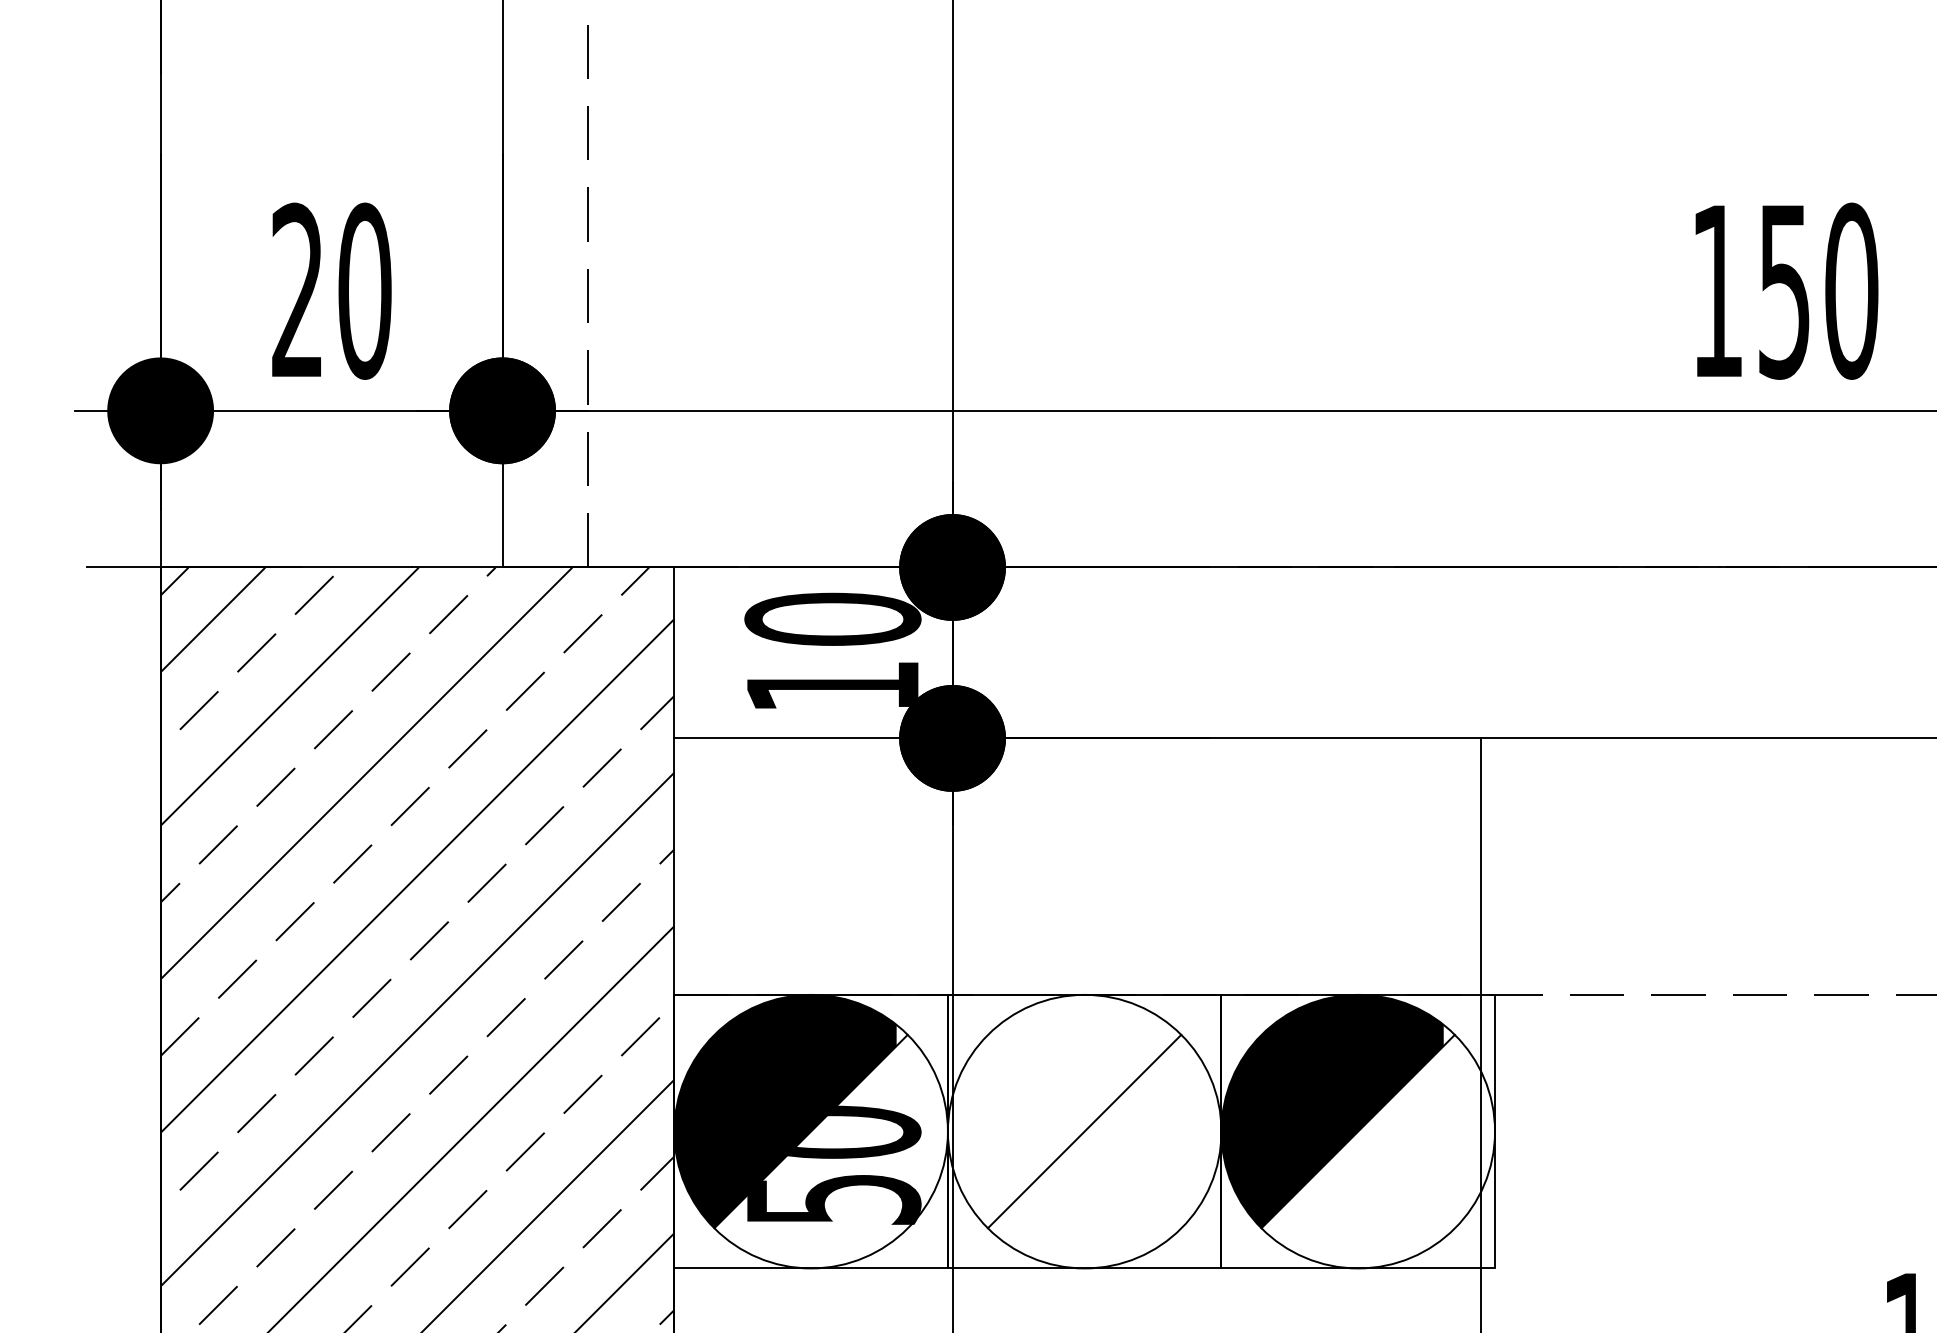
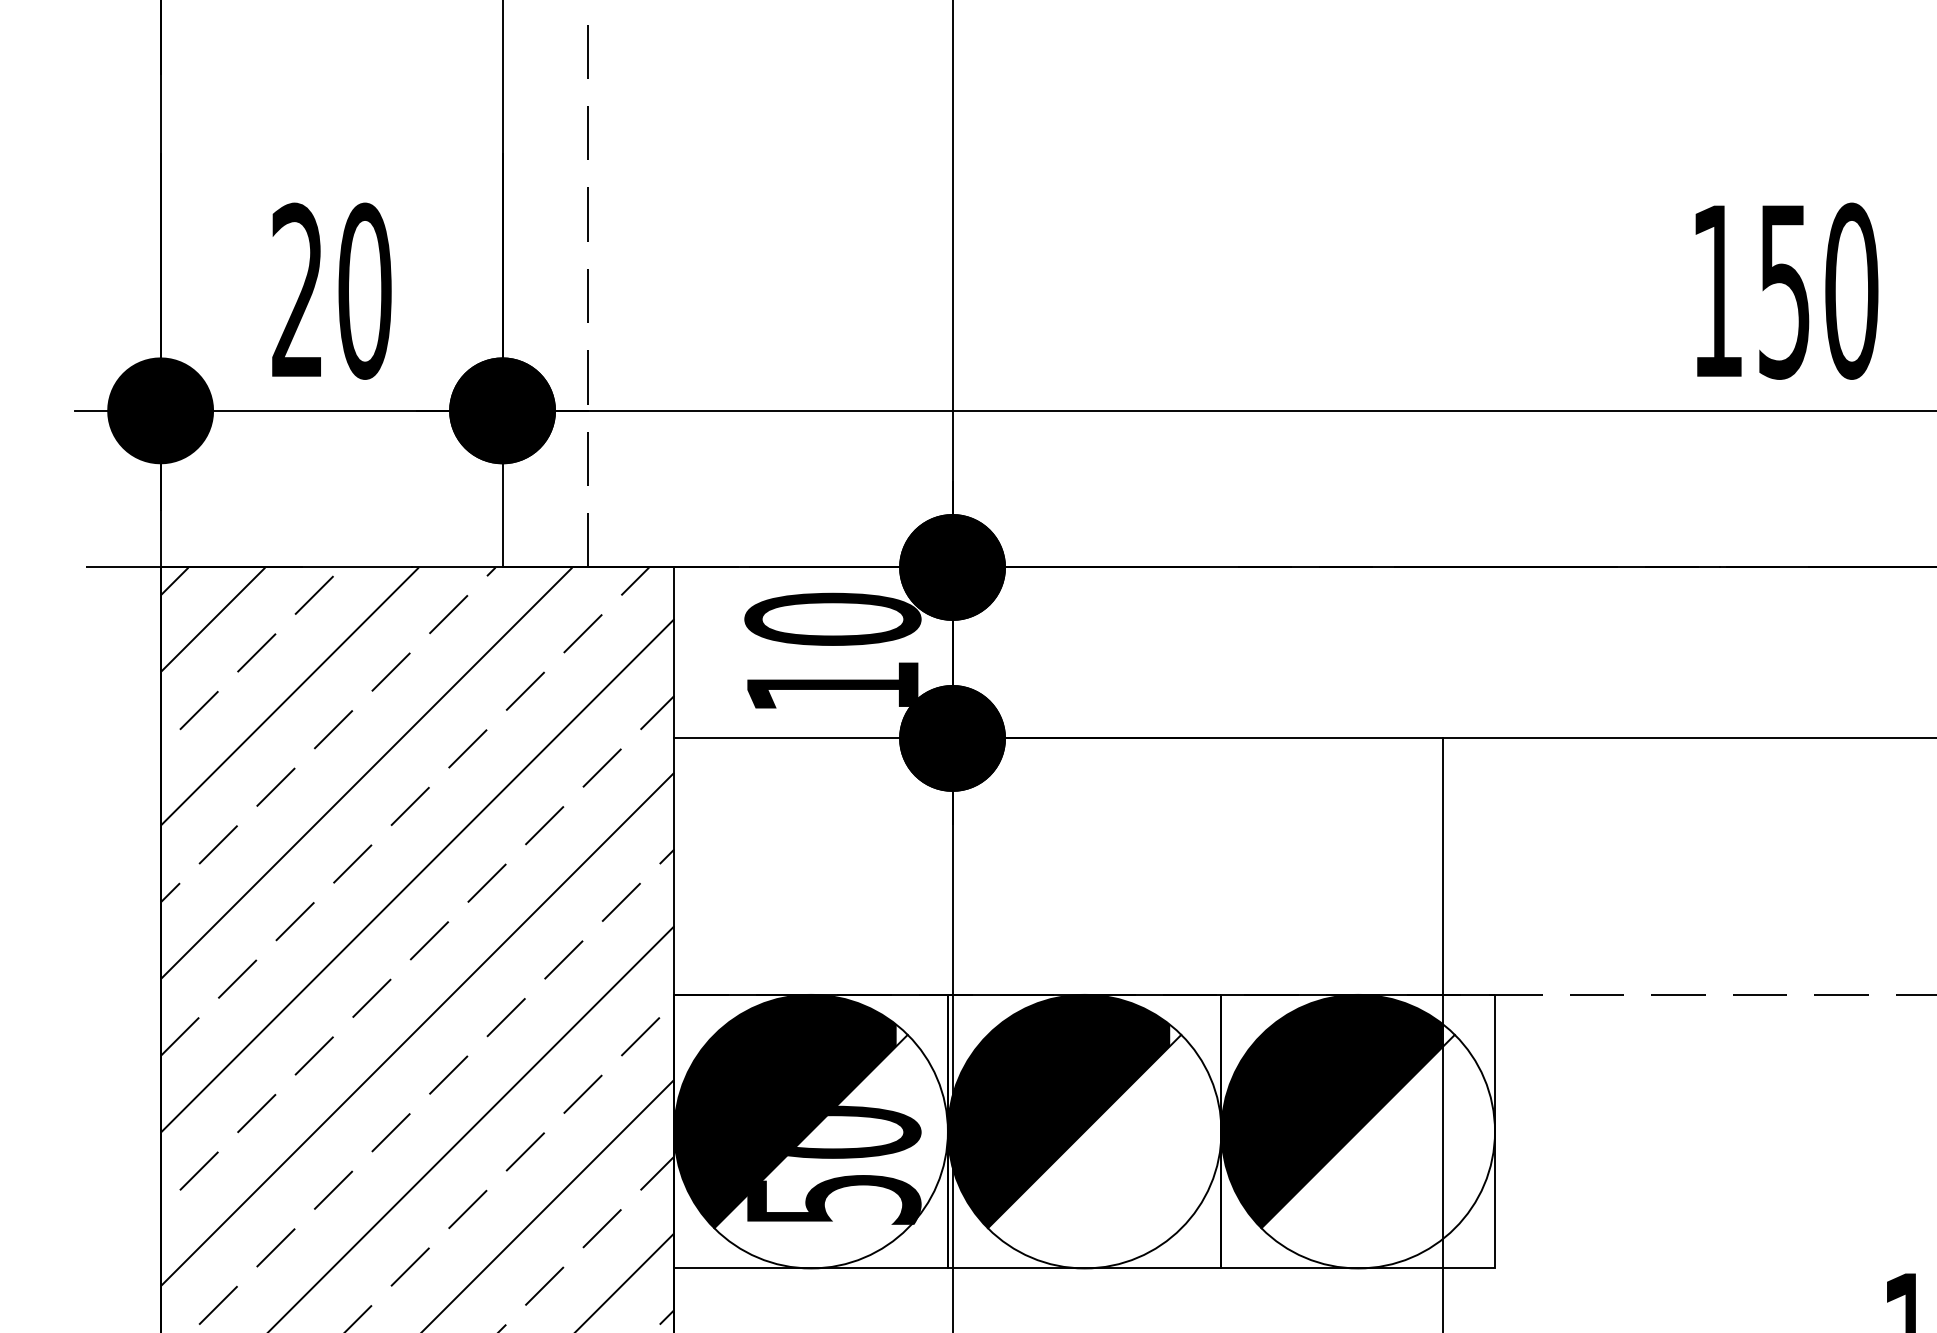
line position: (1480, 1033) -> (1442, 1033) (1442, 1033)
fill: none -> present (1058, 1111)
